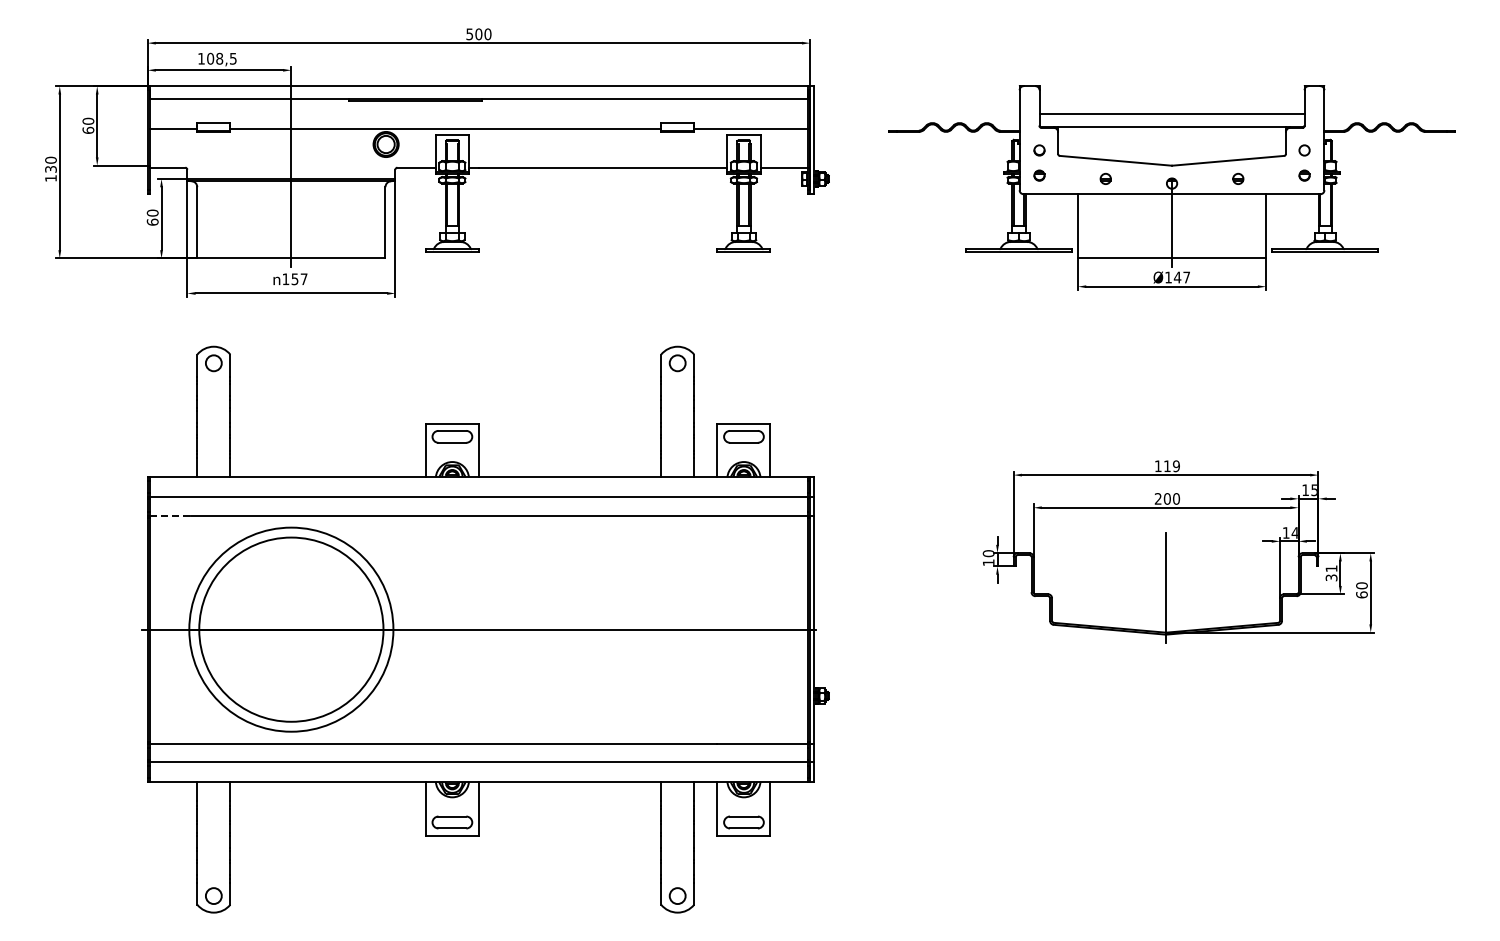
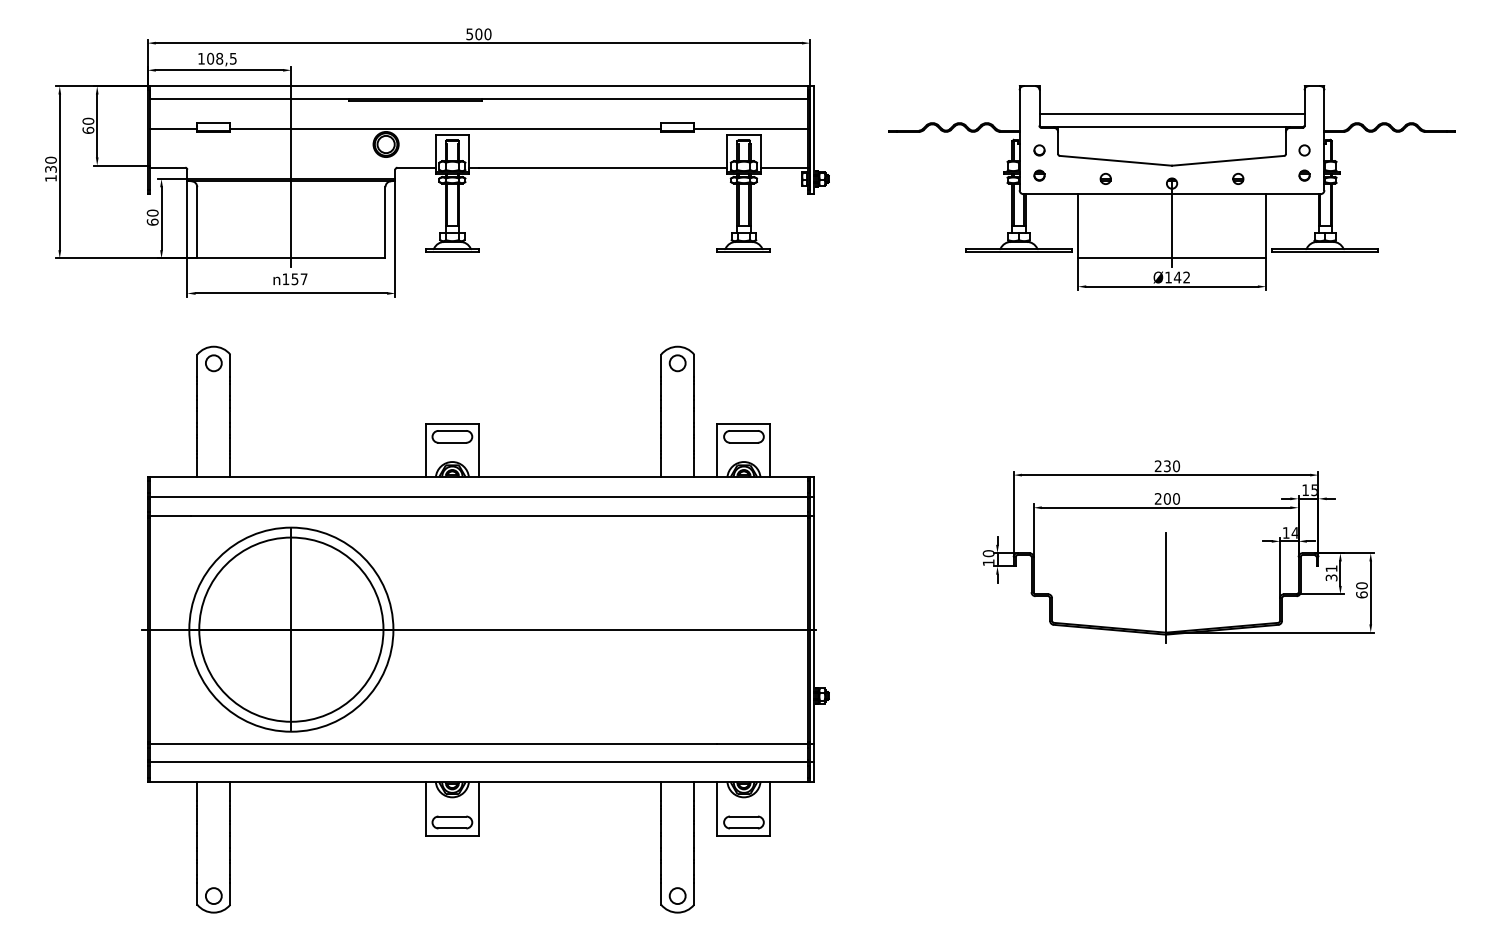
text: Ø147 -> Ø142 (1186, 277)
text: 119 -> 230 (1166, 466)
line: dashed -> solid (170, 515)
line: none -> present (291, 629)
